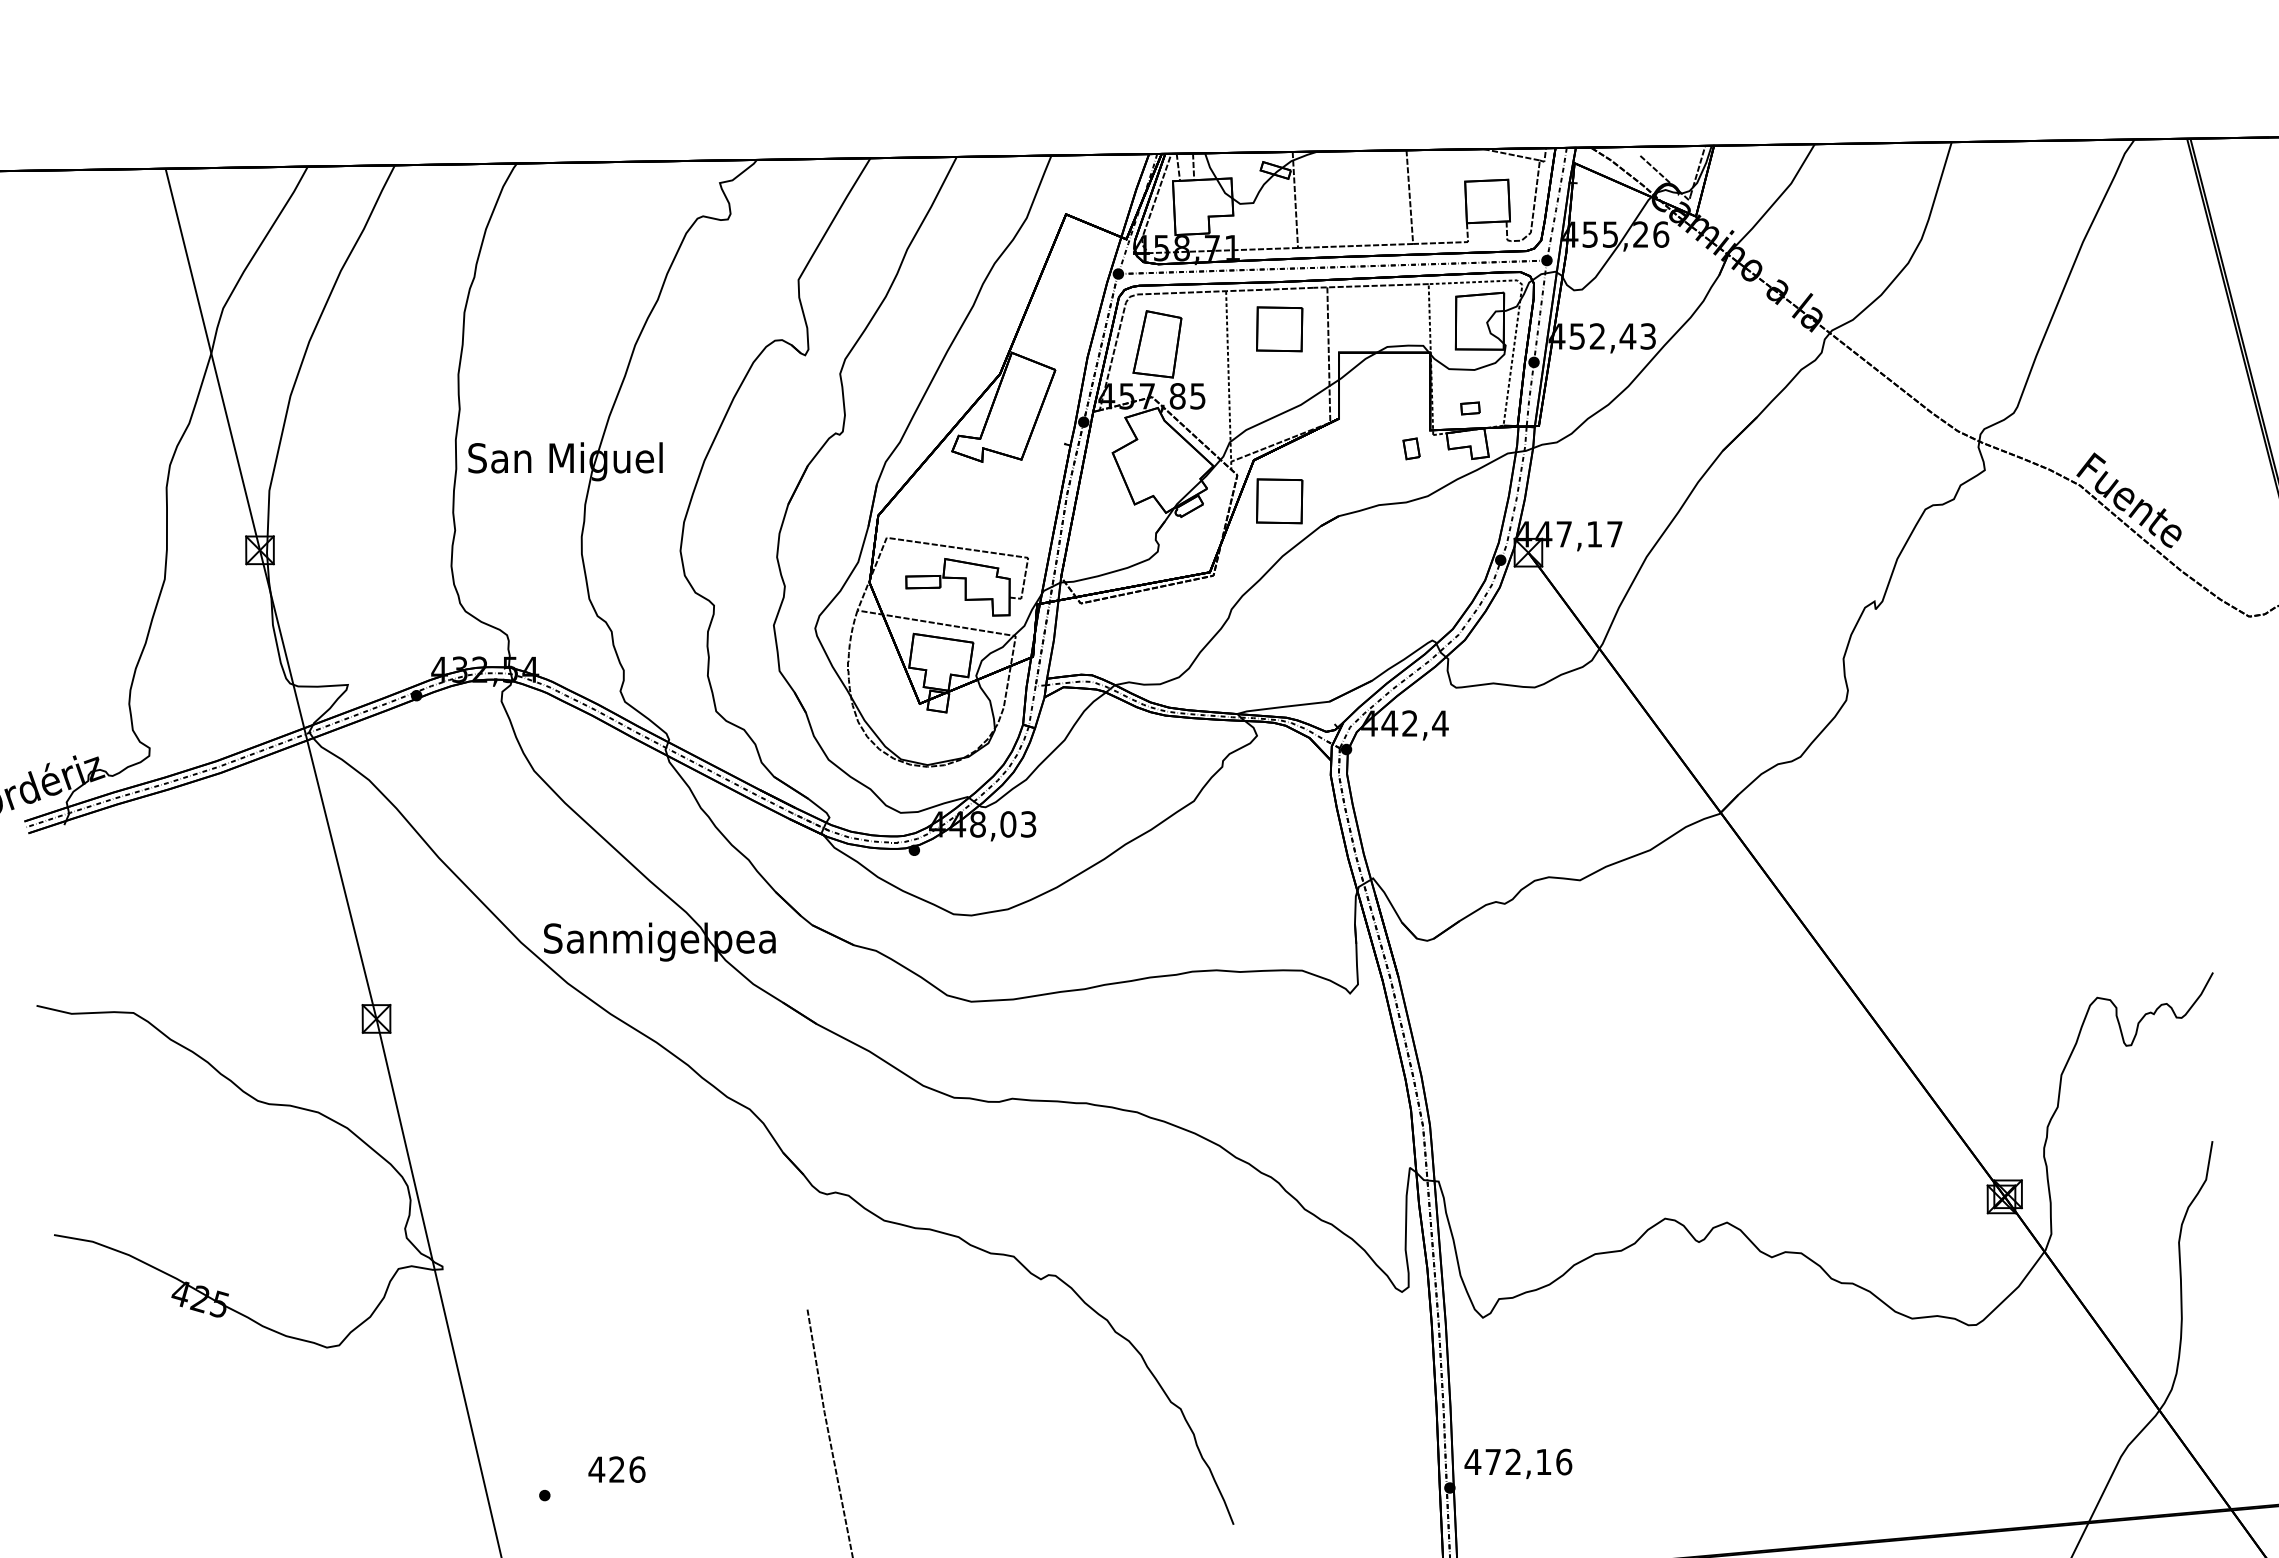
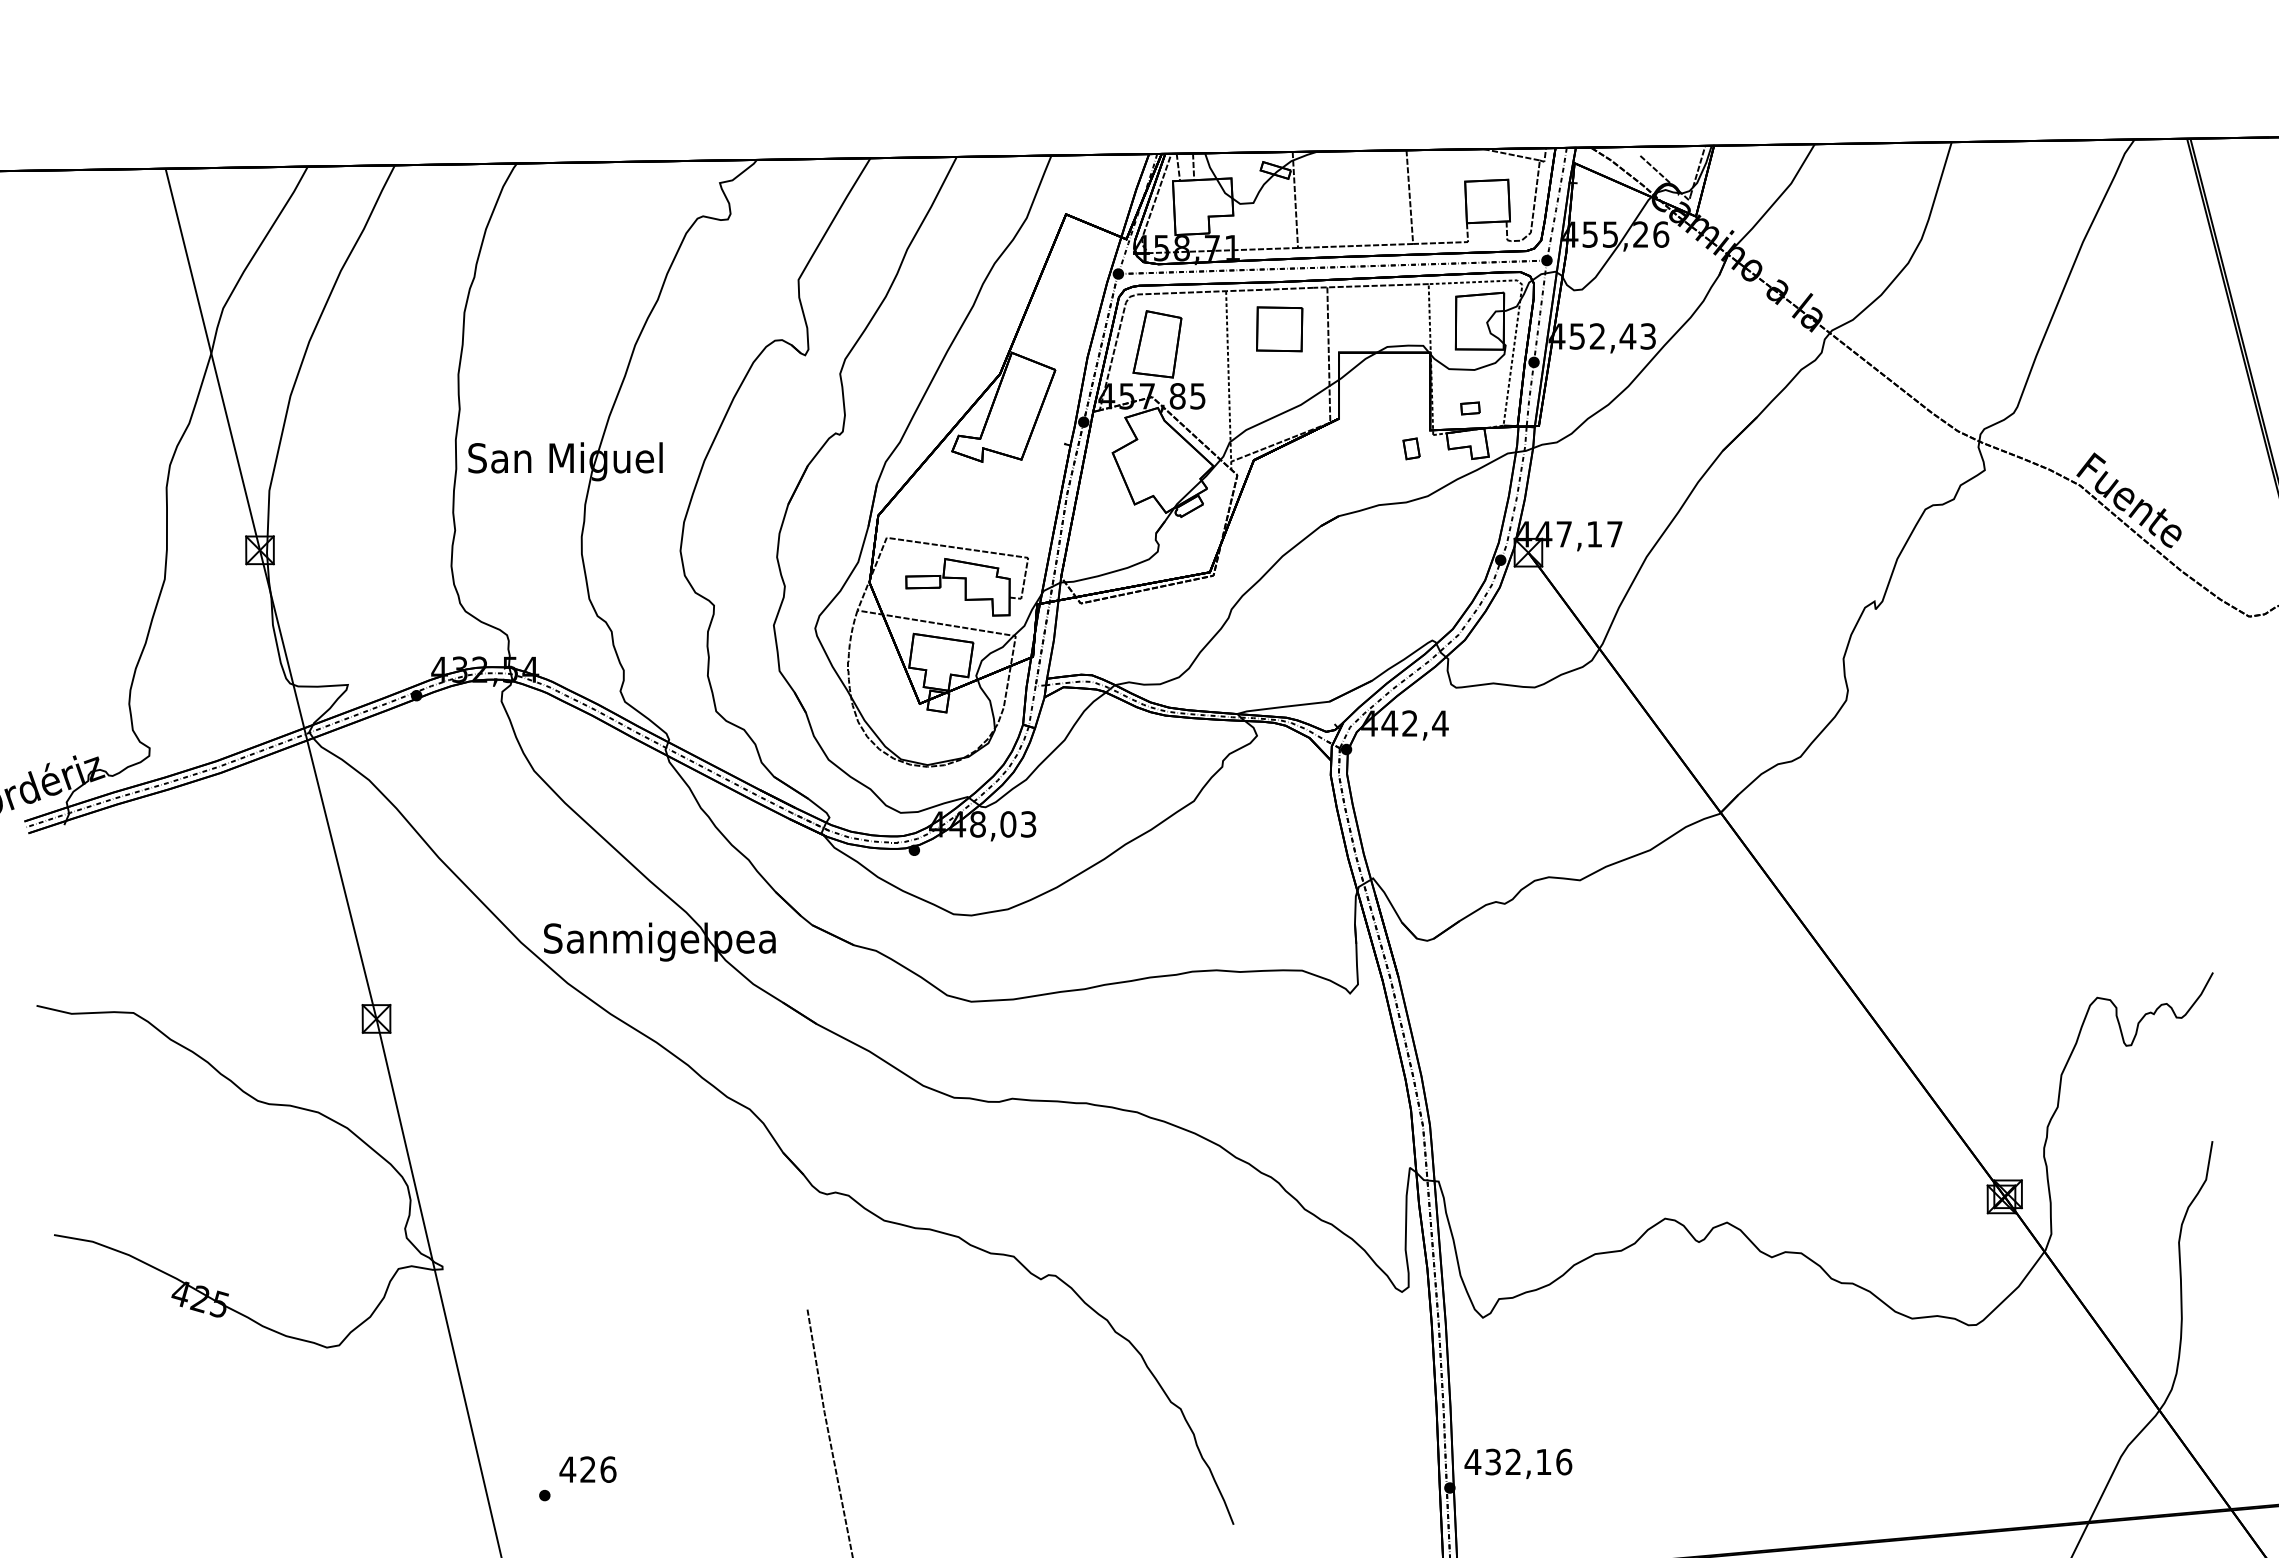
part: present -> none (1279, 501)
text: 472,16 -> 432,16 (1492, 1461)
text position: (616, 1469) -> (587, 1469) (587, 1469)
